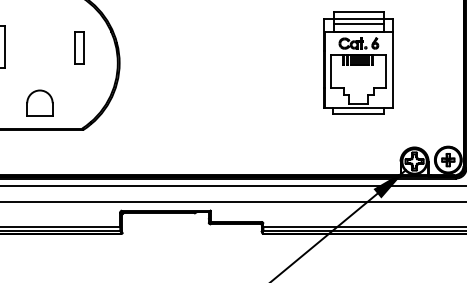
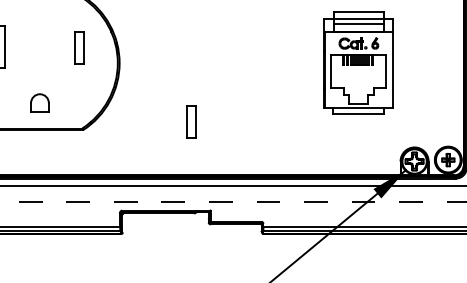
part size: 28x28 px -> 20x20 px (39, 102)
part: none -> present (191, 121)
line: solid -> dashed (233, 201)
